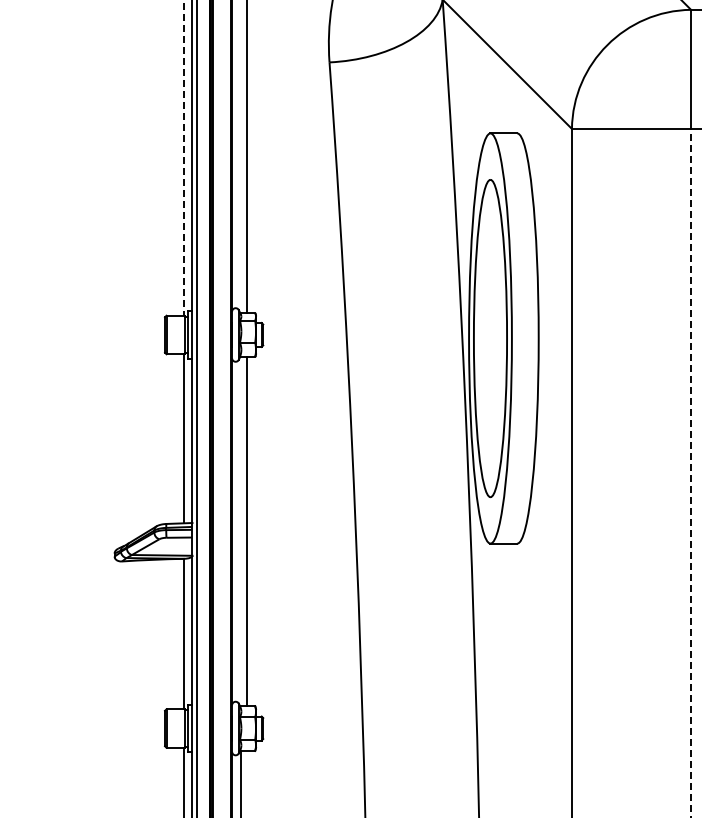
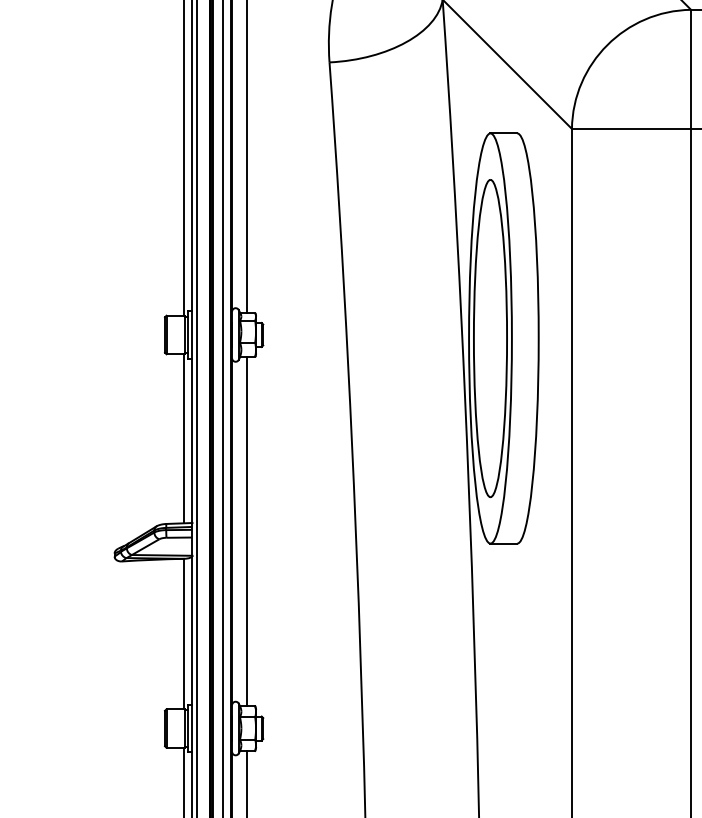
line: dashed -> solid (184, 158)
line: none -> present (222, 408)
line: dashed -> solid (691, 472)
line position: (241, 782) -> (247, 782) (247, 782)
